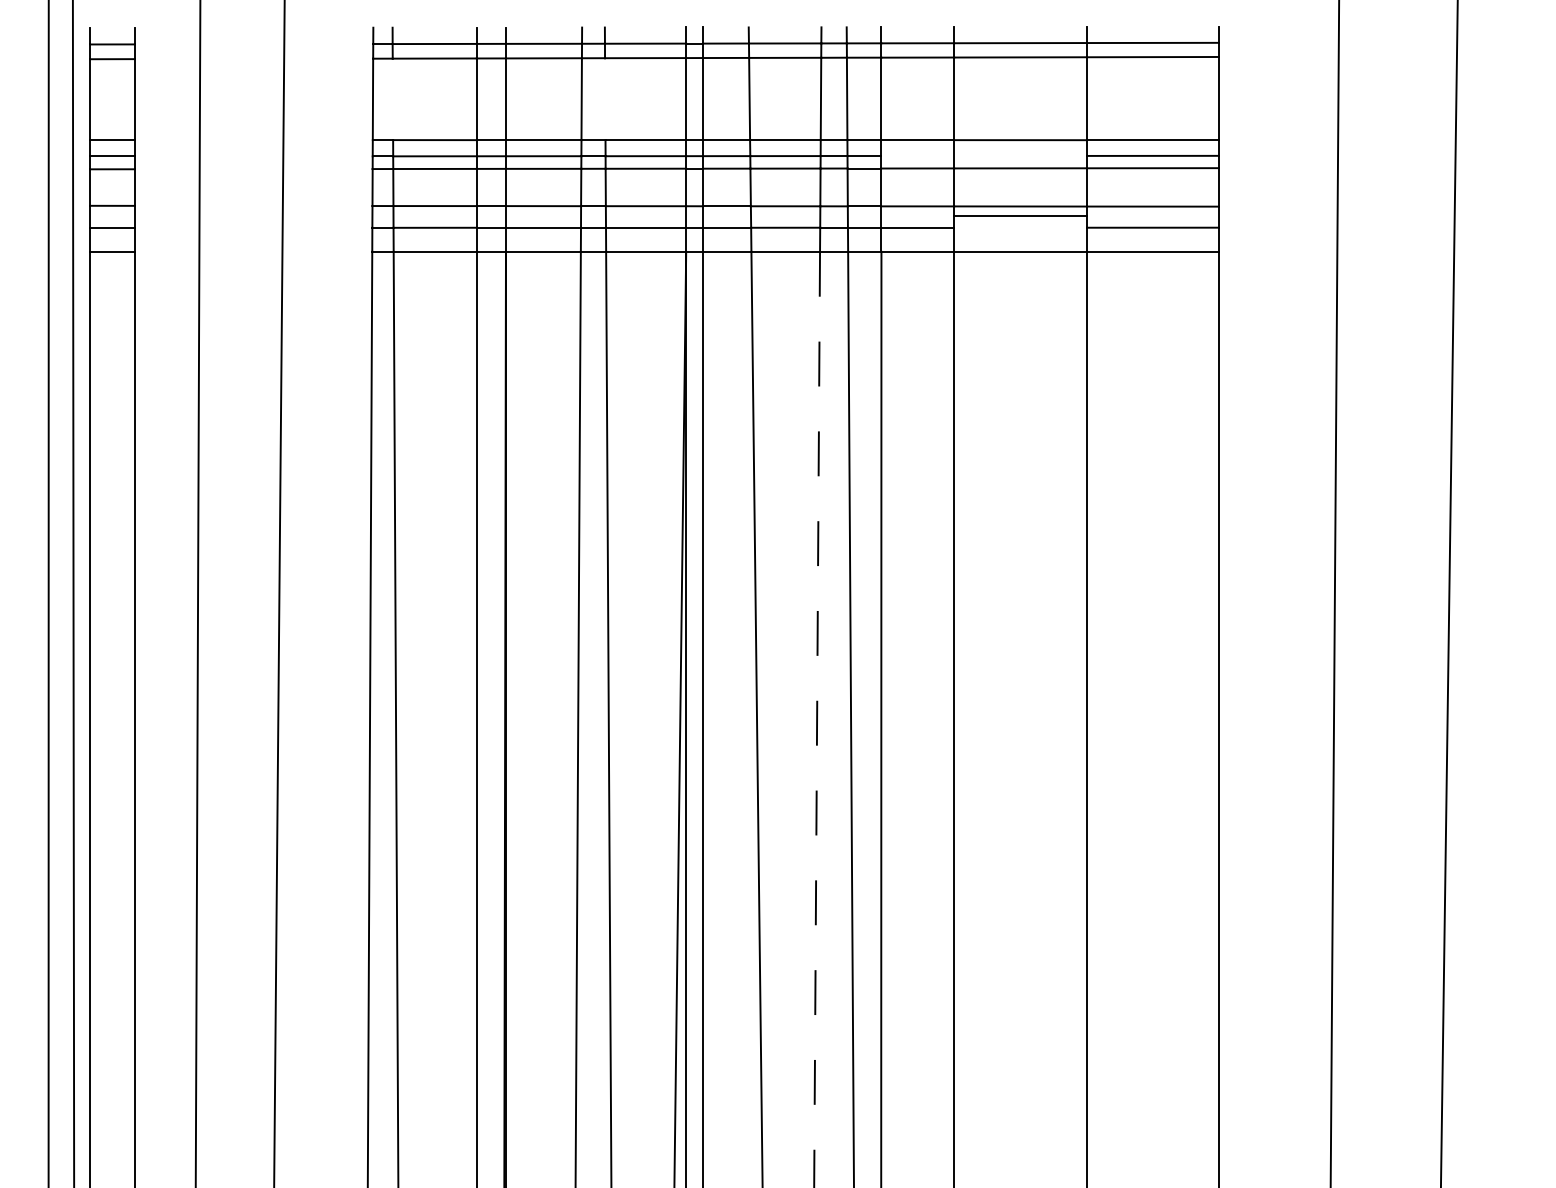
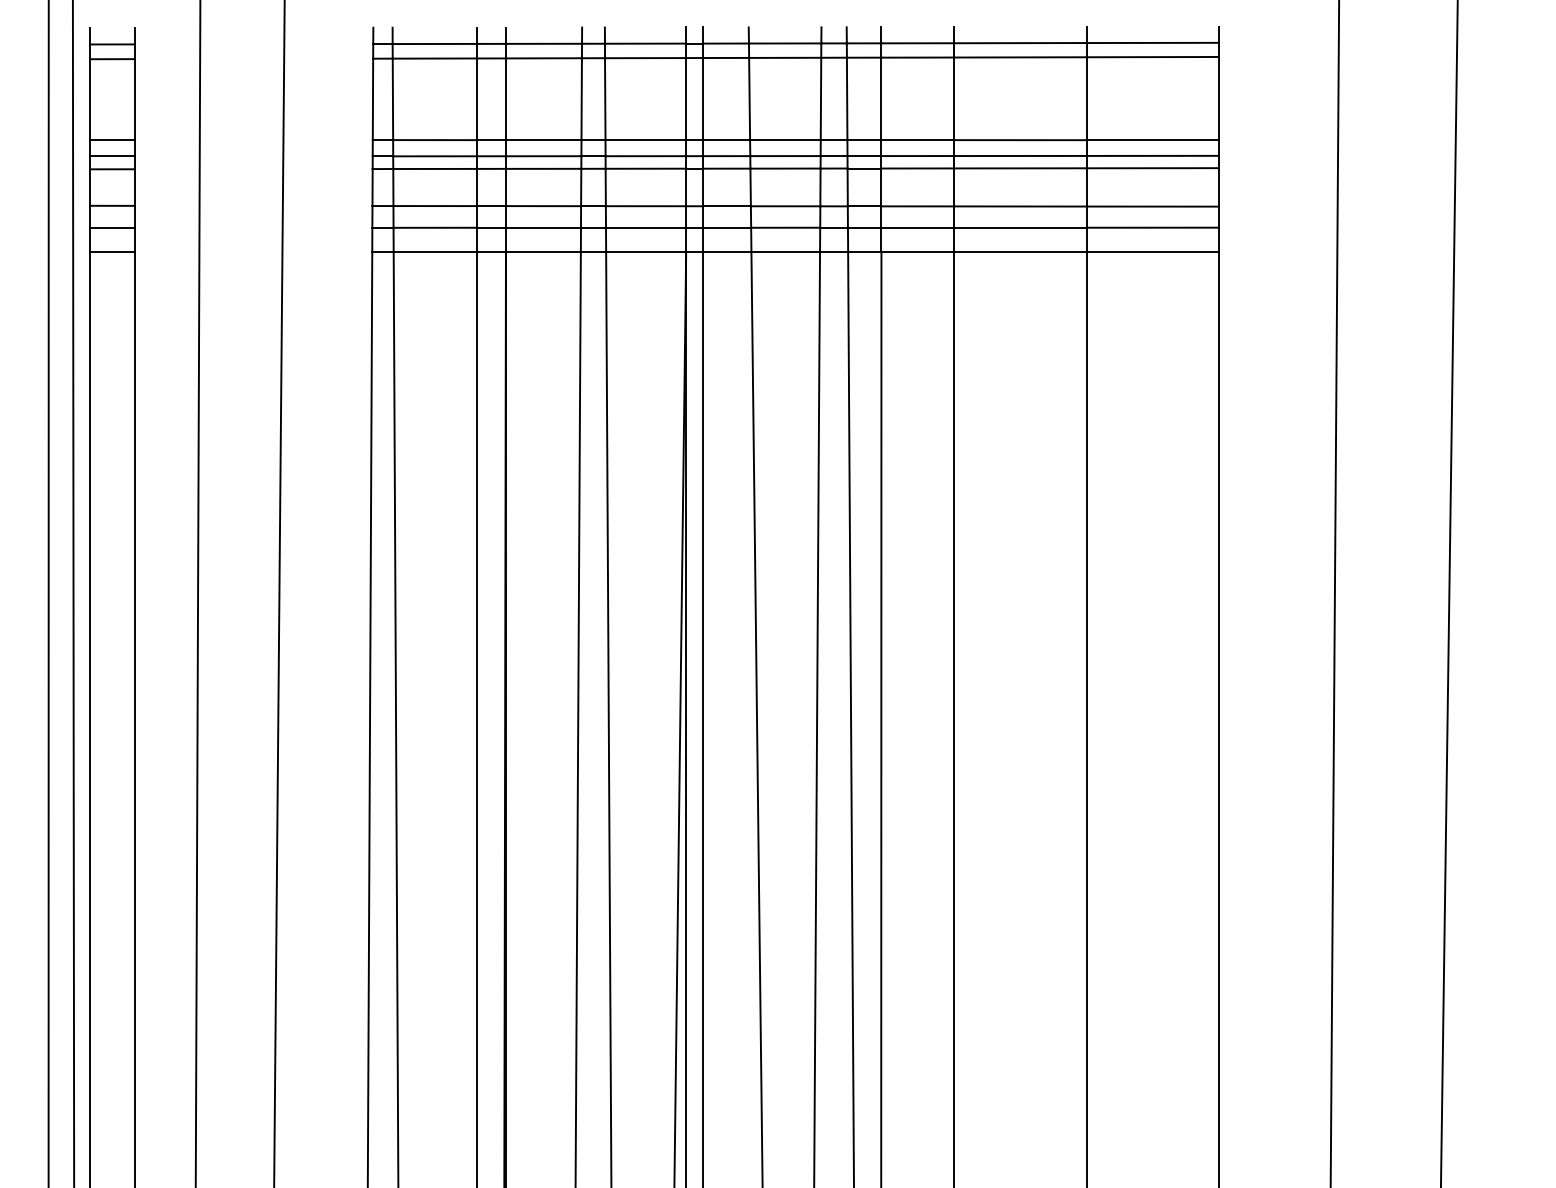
line: none -> present (392, 99)
line: none -> present (605, 99)
line: none -> present (983, 155)
line position: (1020, 215) -> (1020, 227) (1020, 227)
line: dashed -> solid (817, 719)
